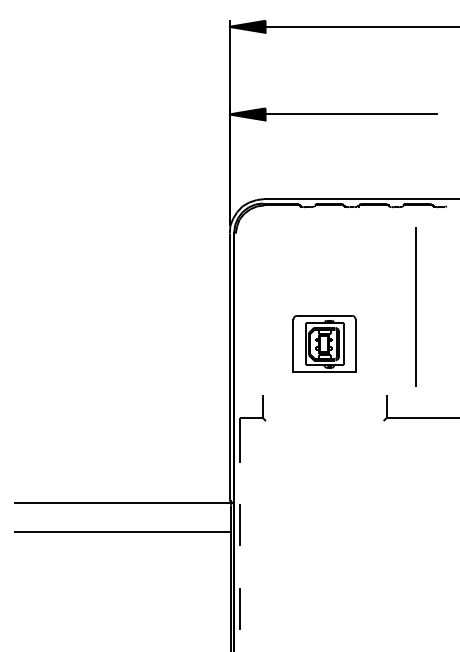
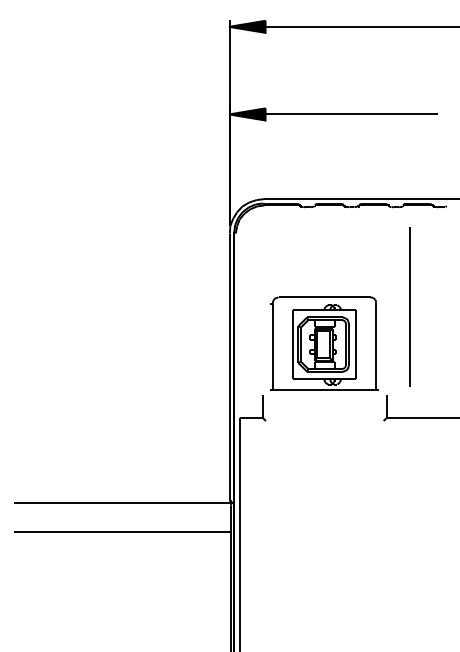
line position: (415, 306) -> (409, 306) (409, 306)
part size: 65x58 px -> 109x95 px (324, 343)
line: dashed -> solid (239, 536)
